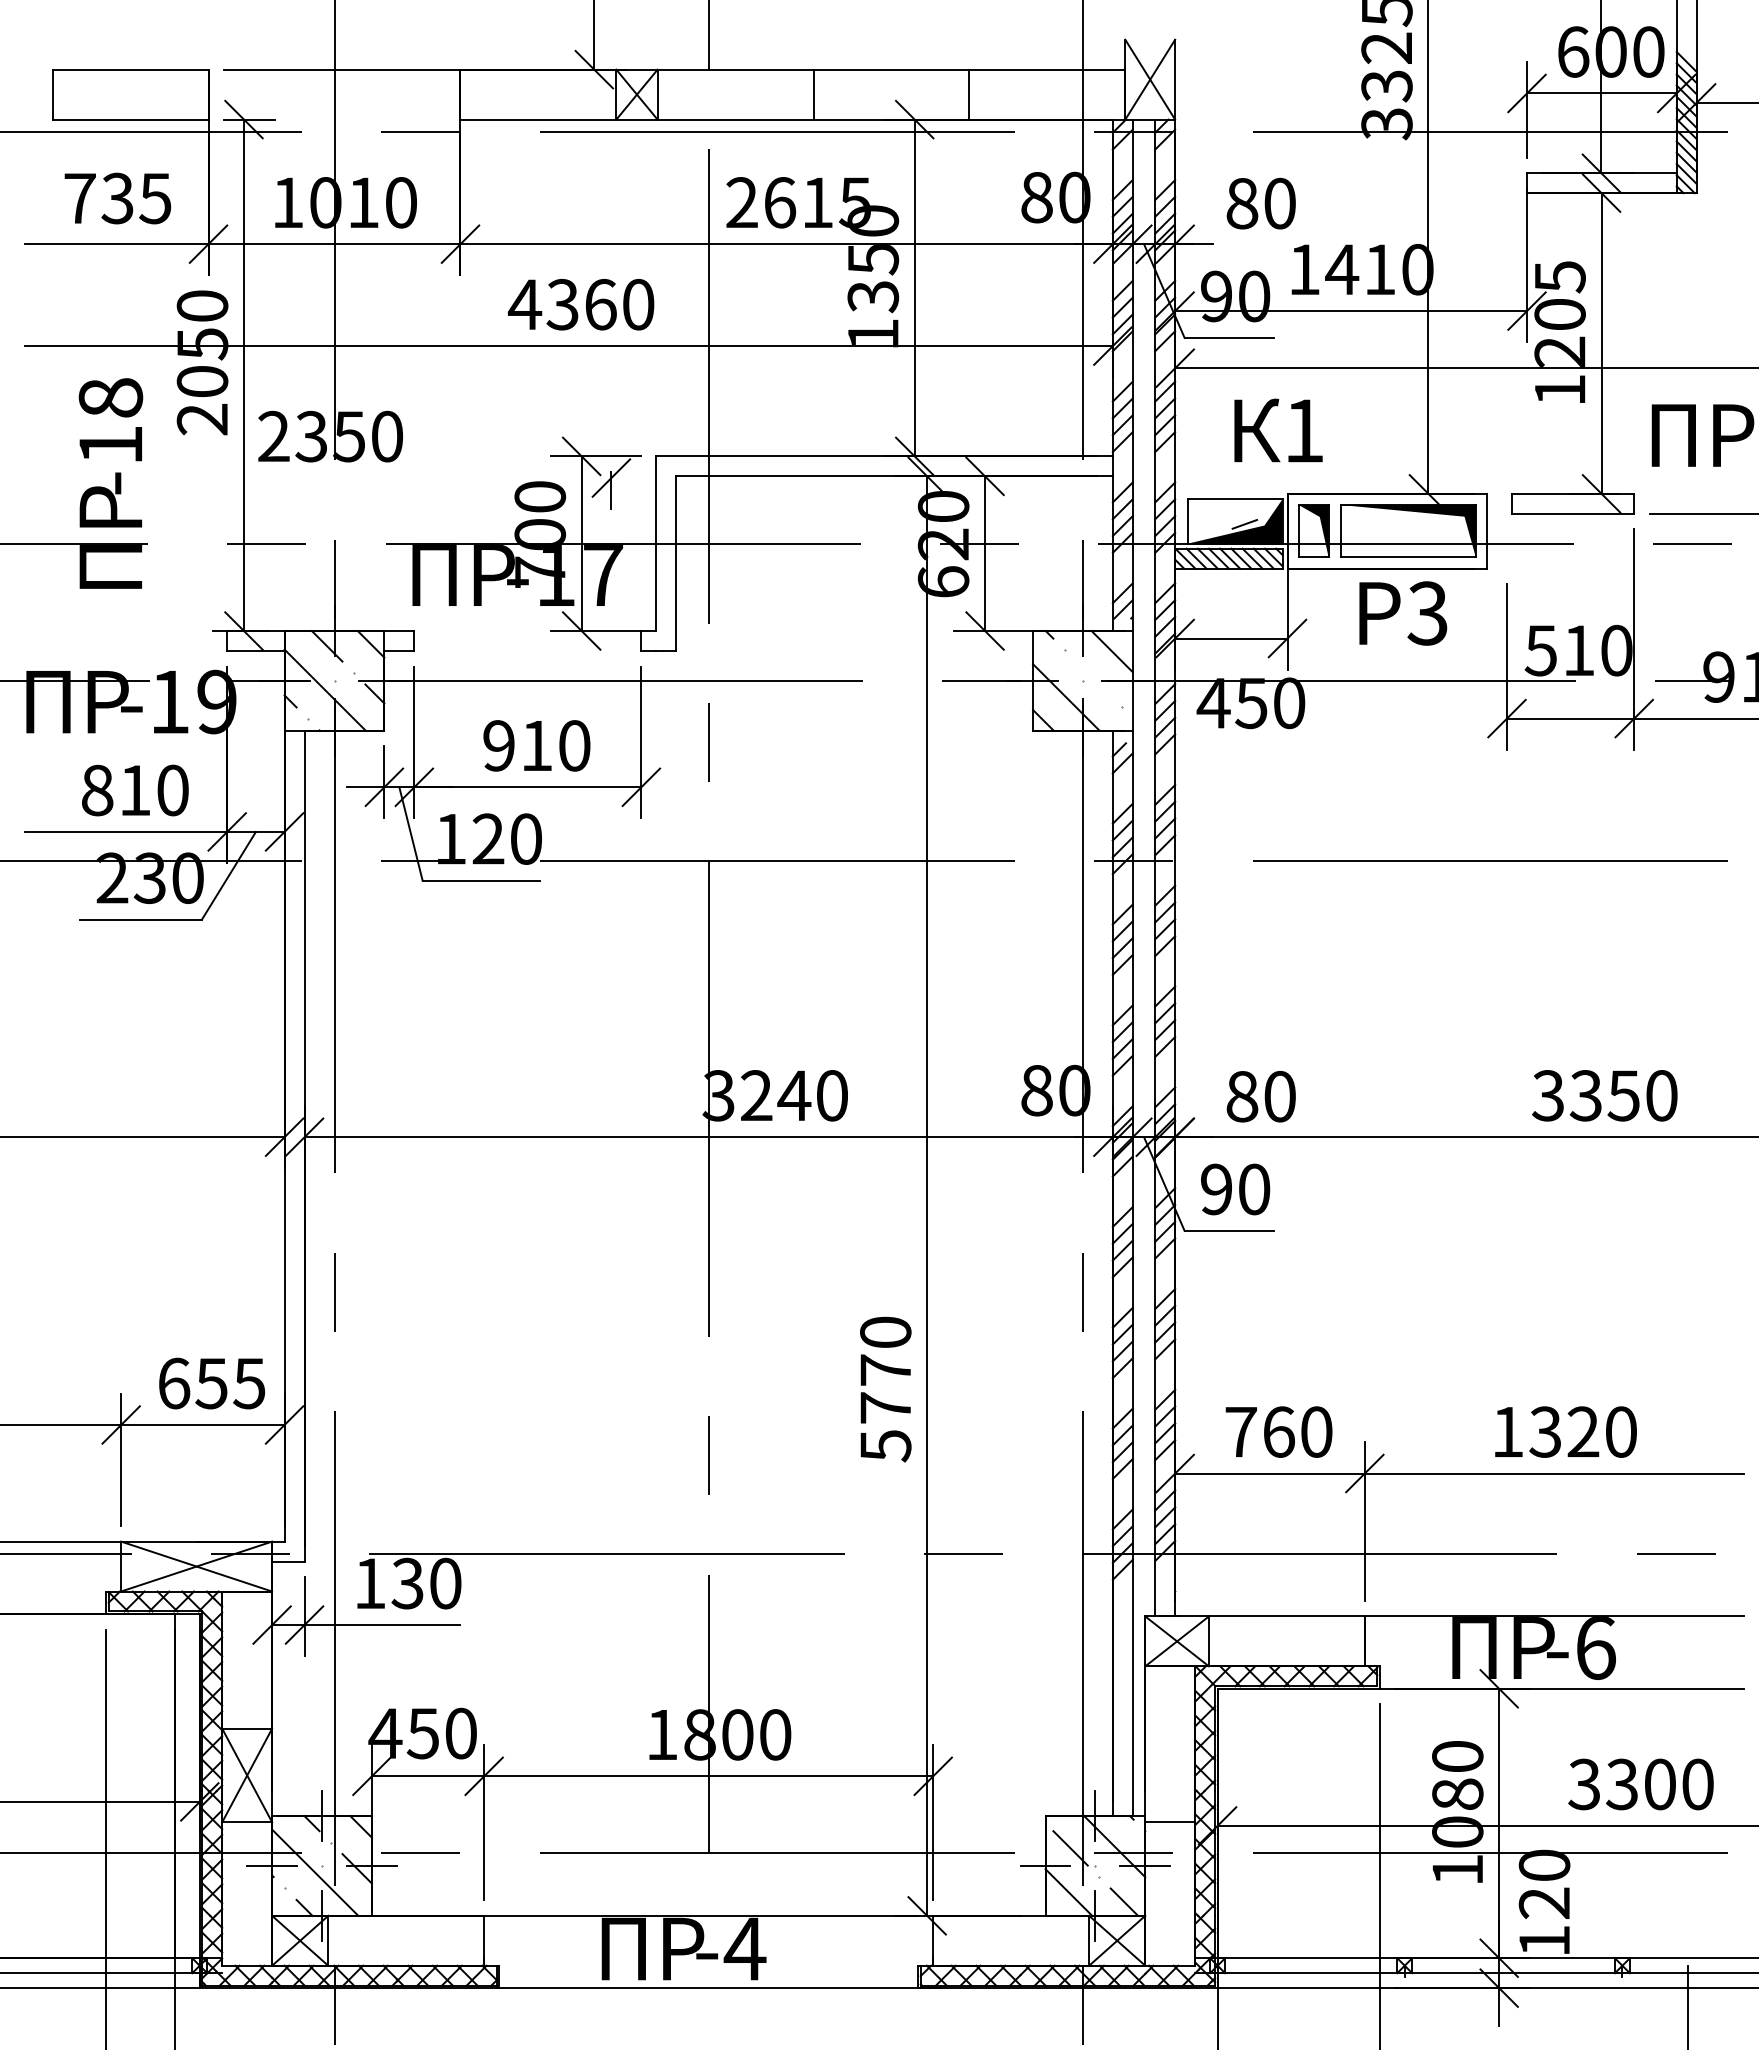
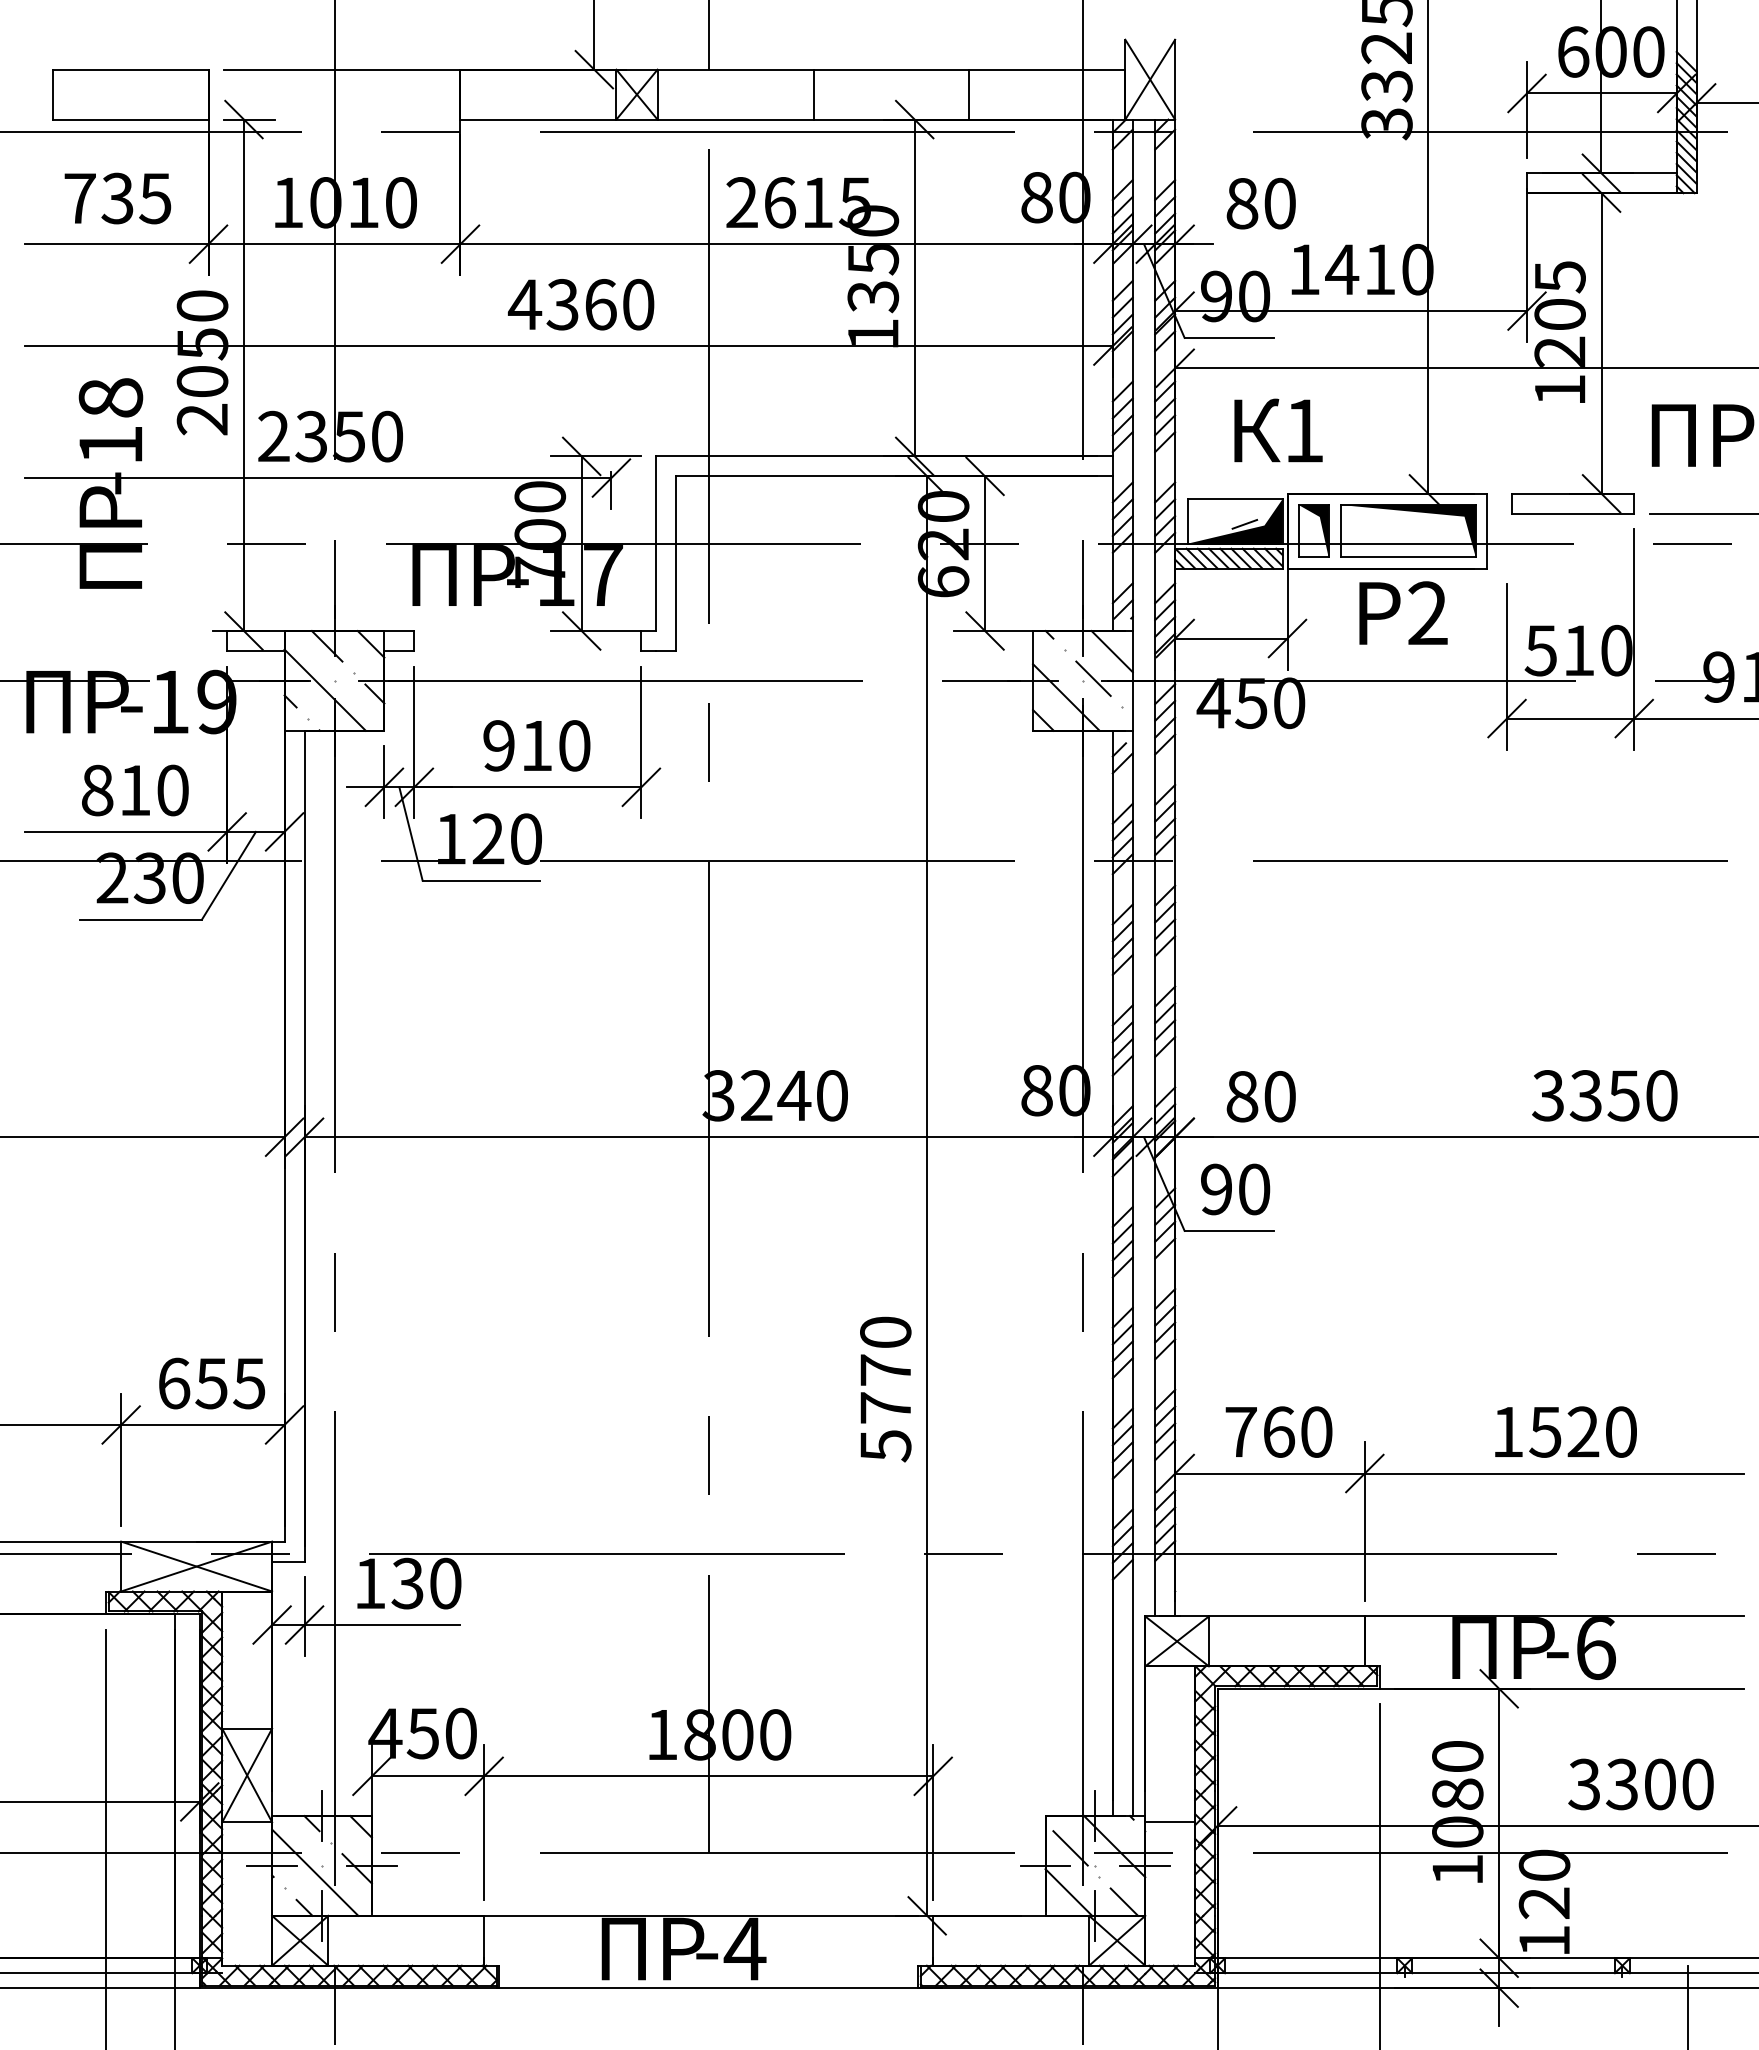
line: none -> present (318, 478)
text: 3 -> 2 (1427, 613)
line: none -> present (1093, 678)
text: 1320 -> 1520 (1545, 1431)
